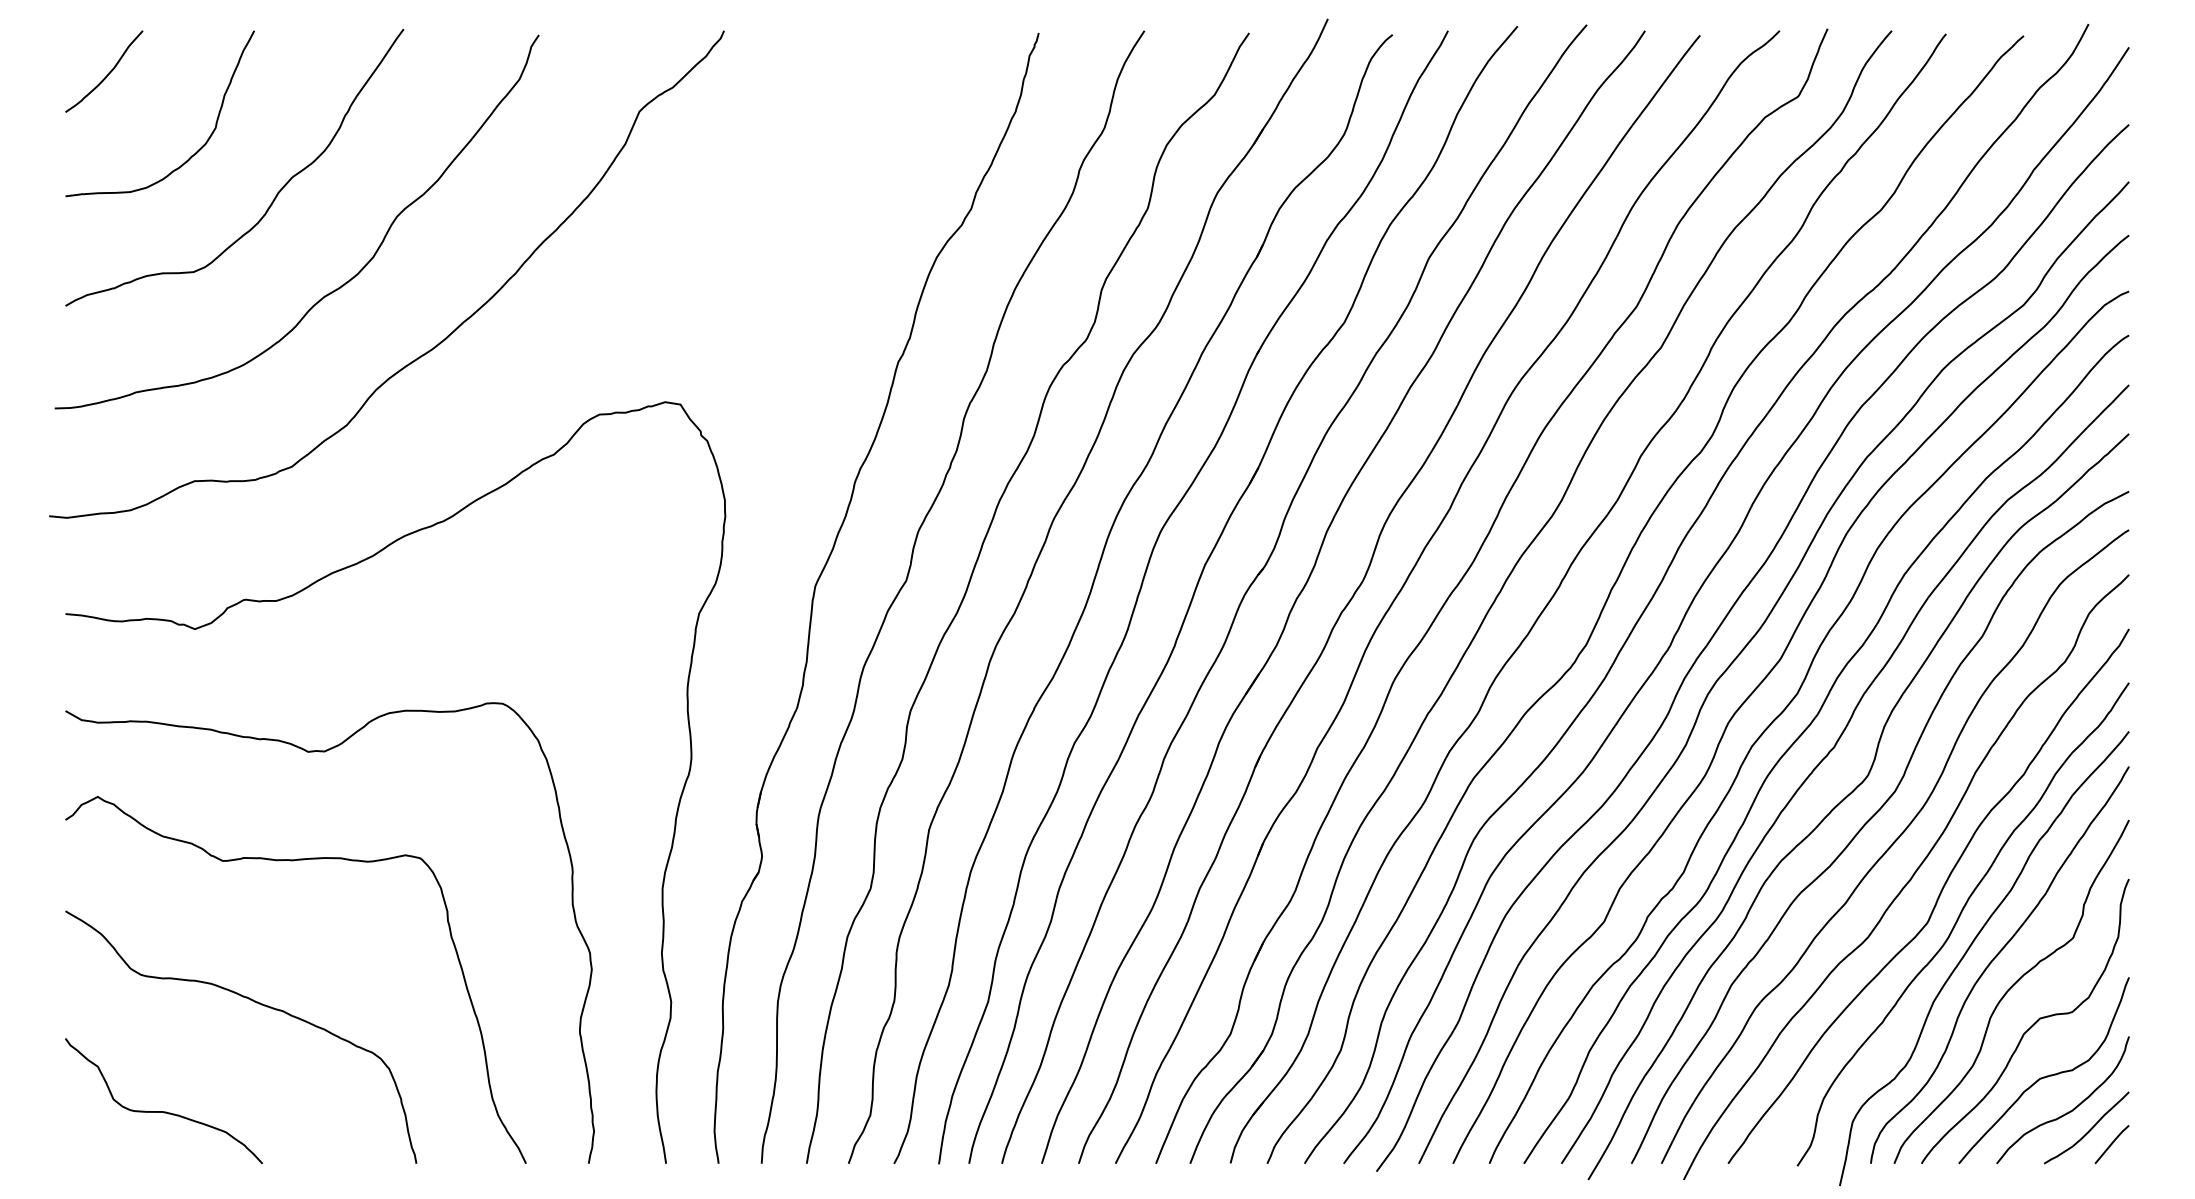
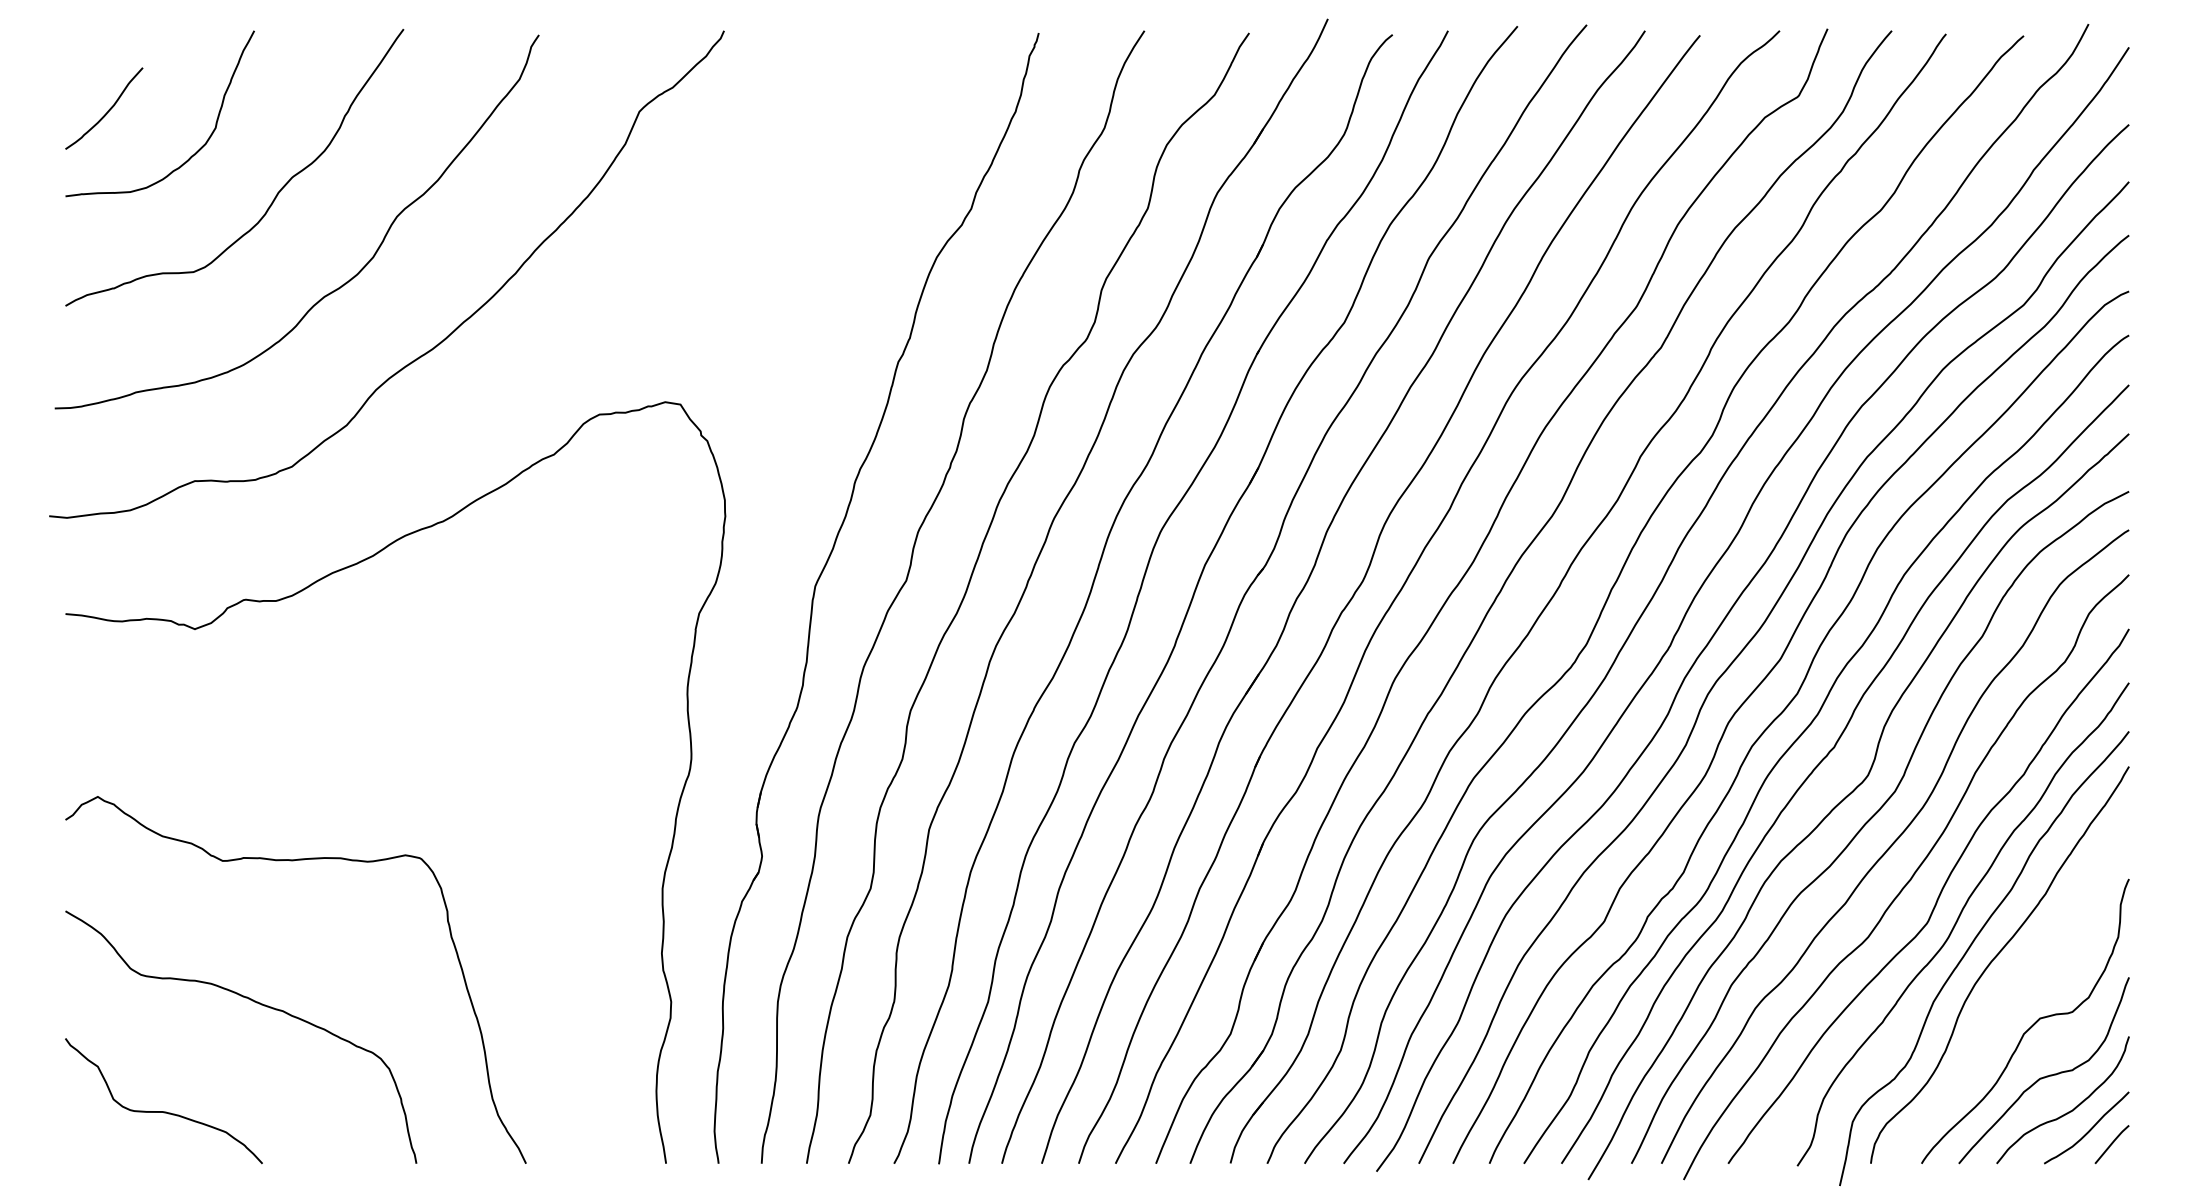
curve position: (108, 72) -> (108, 109) (108, 109)
curve: present -> none (325, 752)
curve: present -> none (2010, 989)
